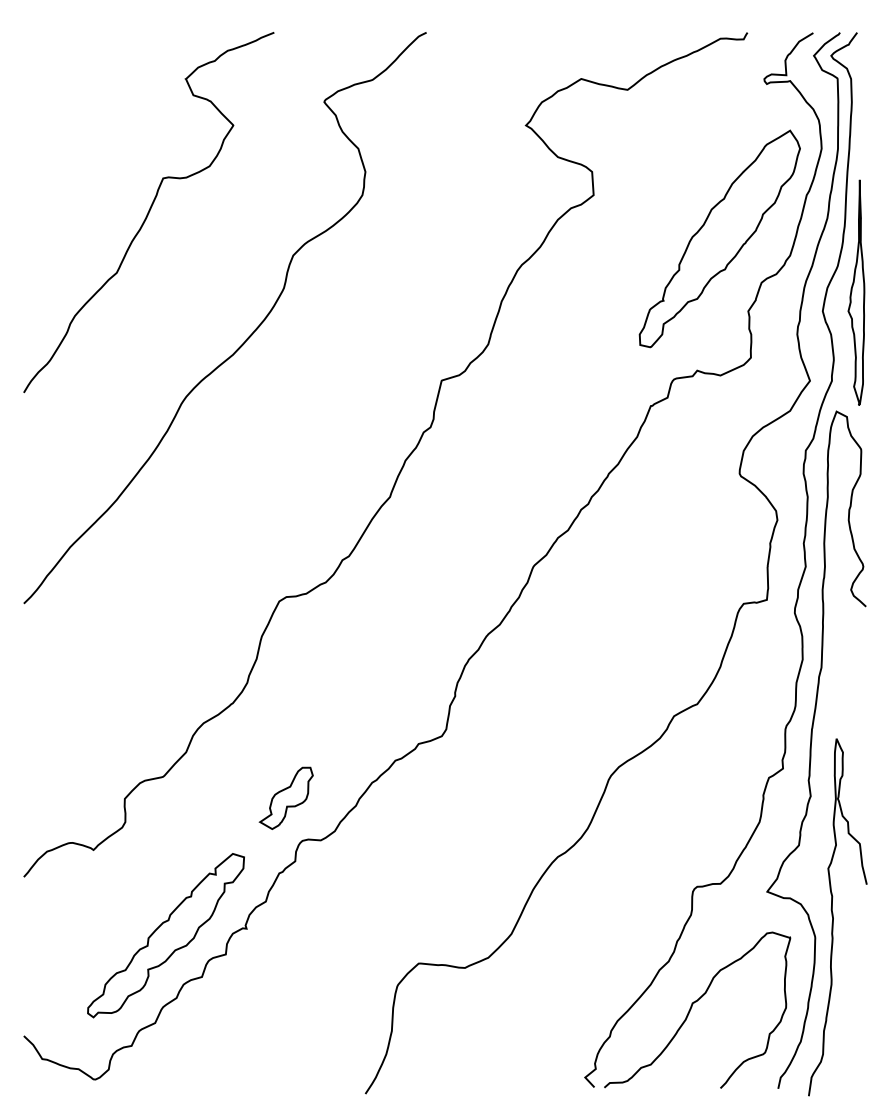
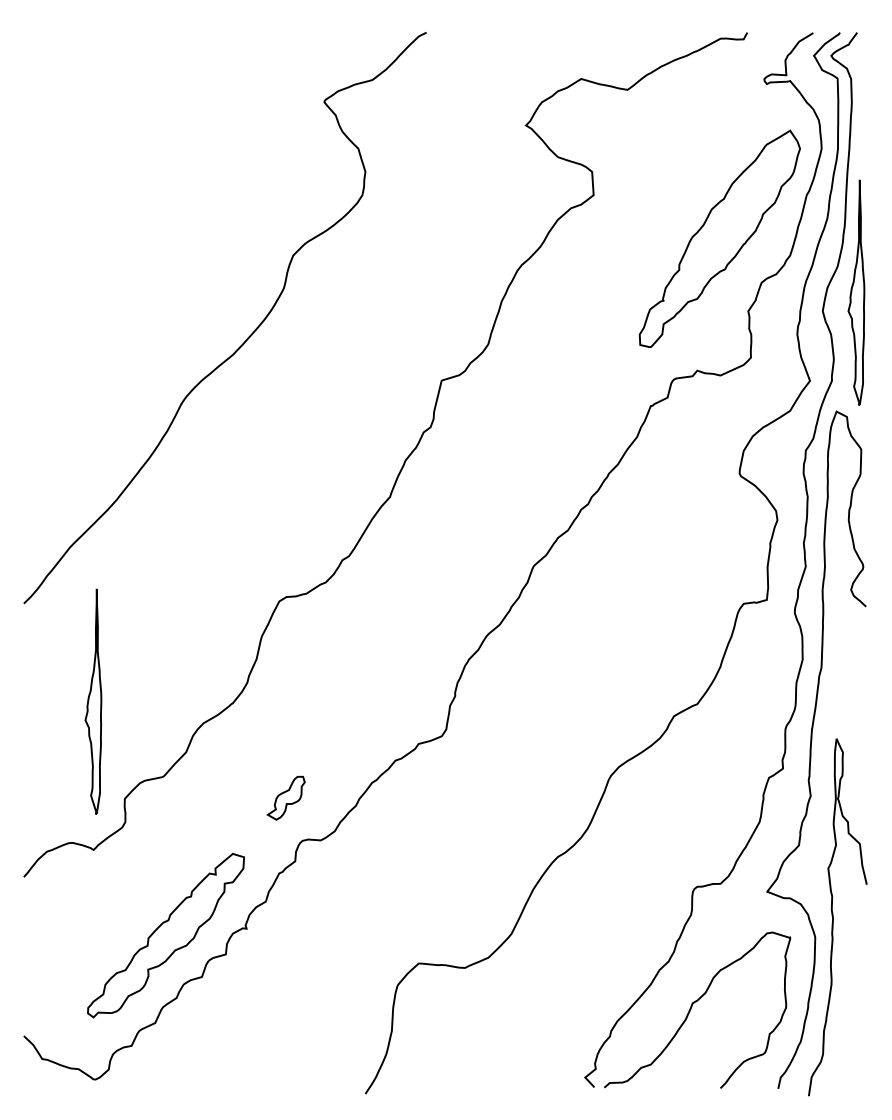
curve: present -> none (148, 212)
part: none -> present (93, 701)
part size: 56x64 px -> 40x46 px (285, 797)
